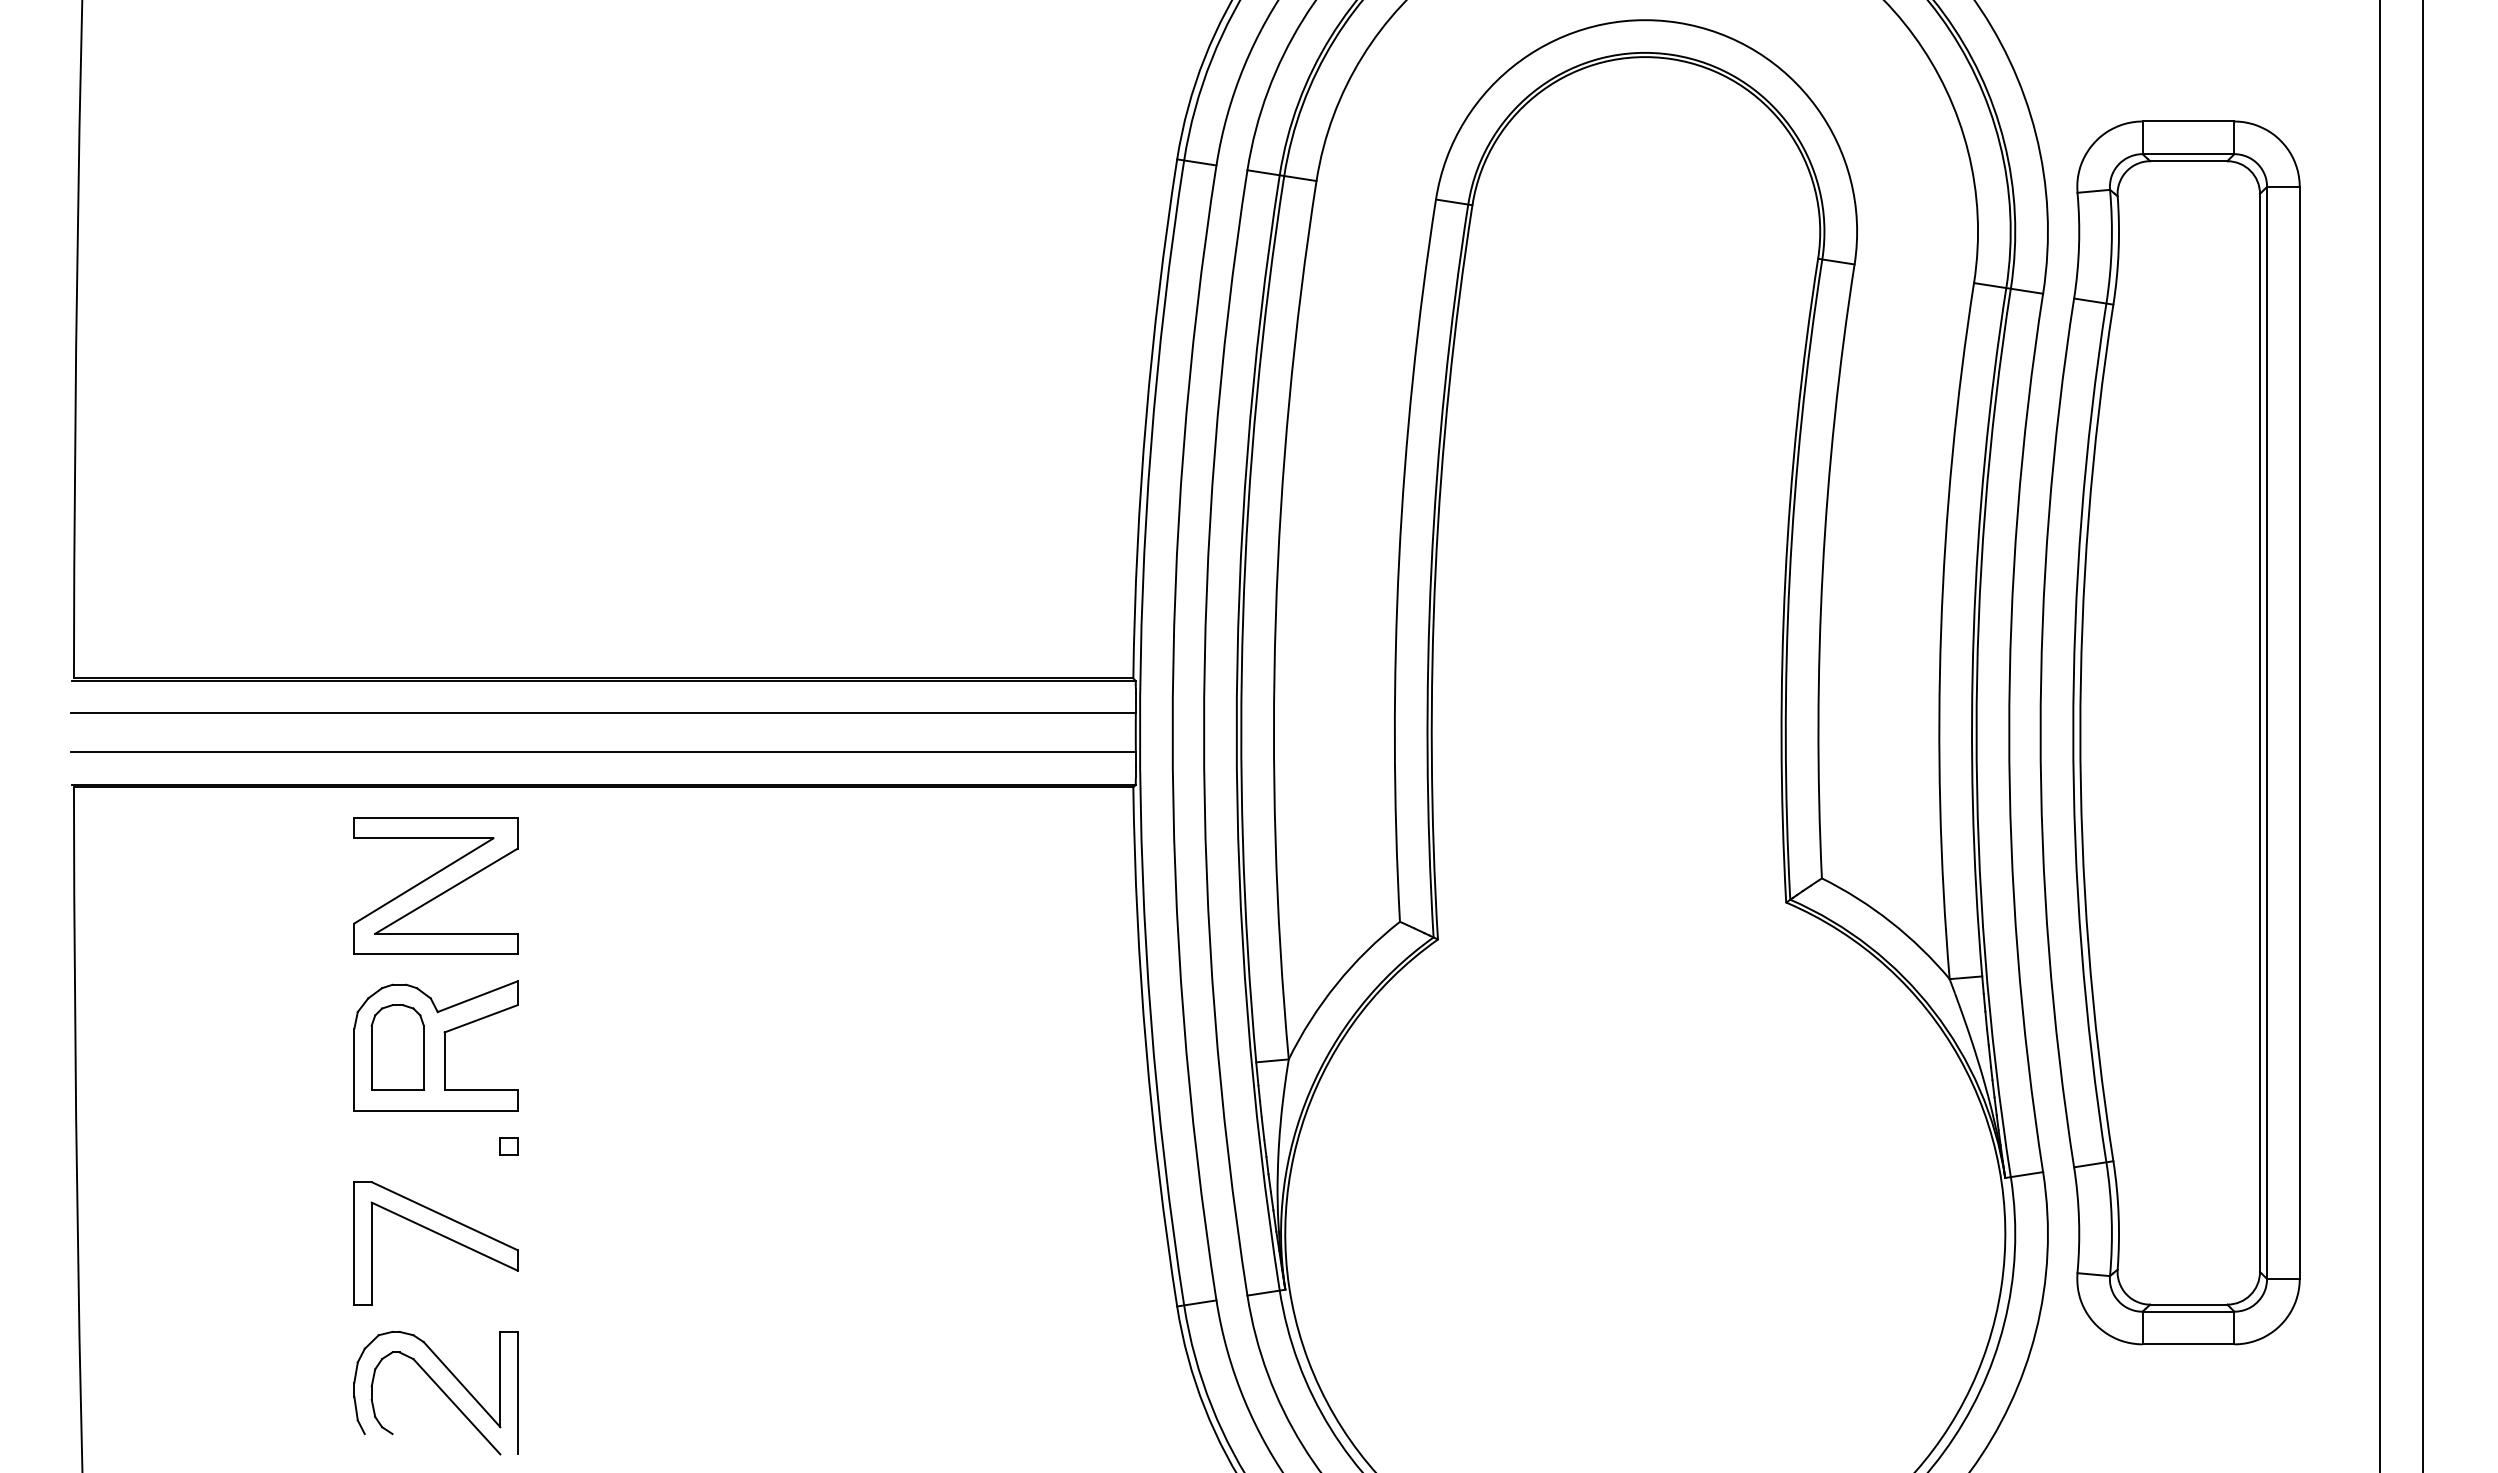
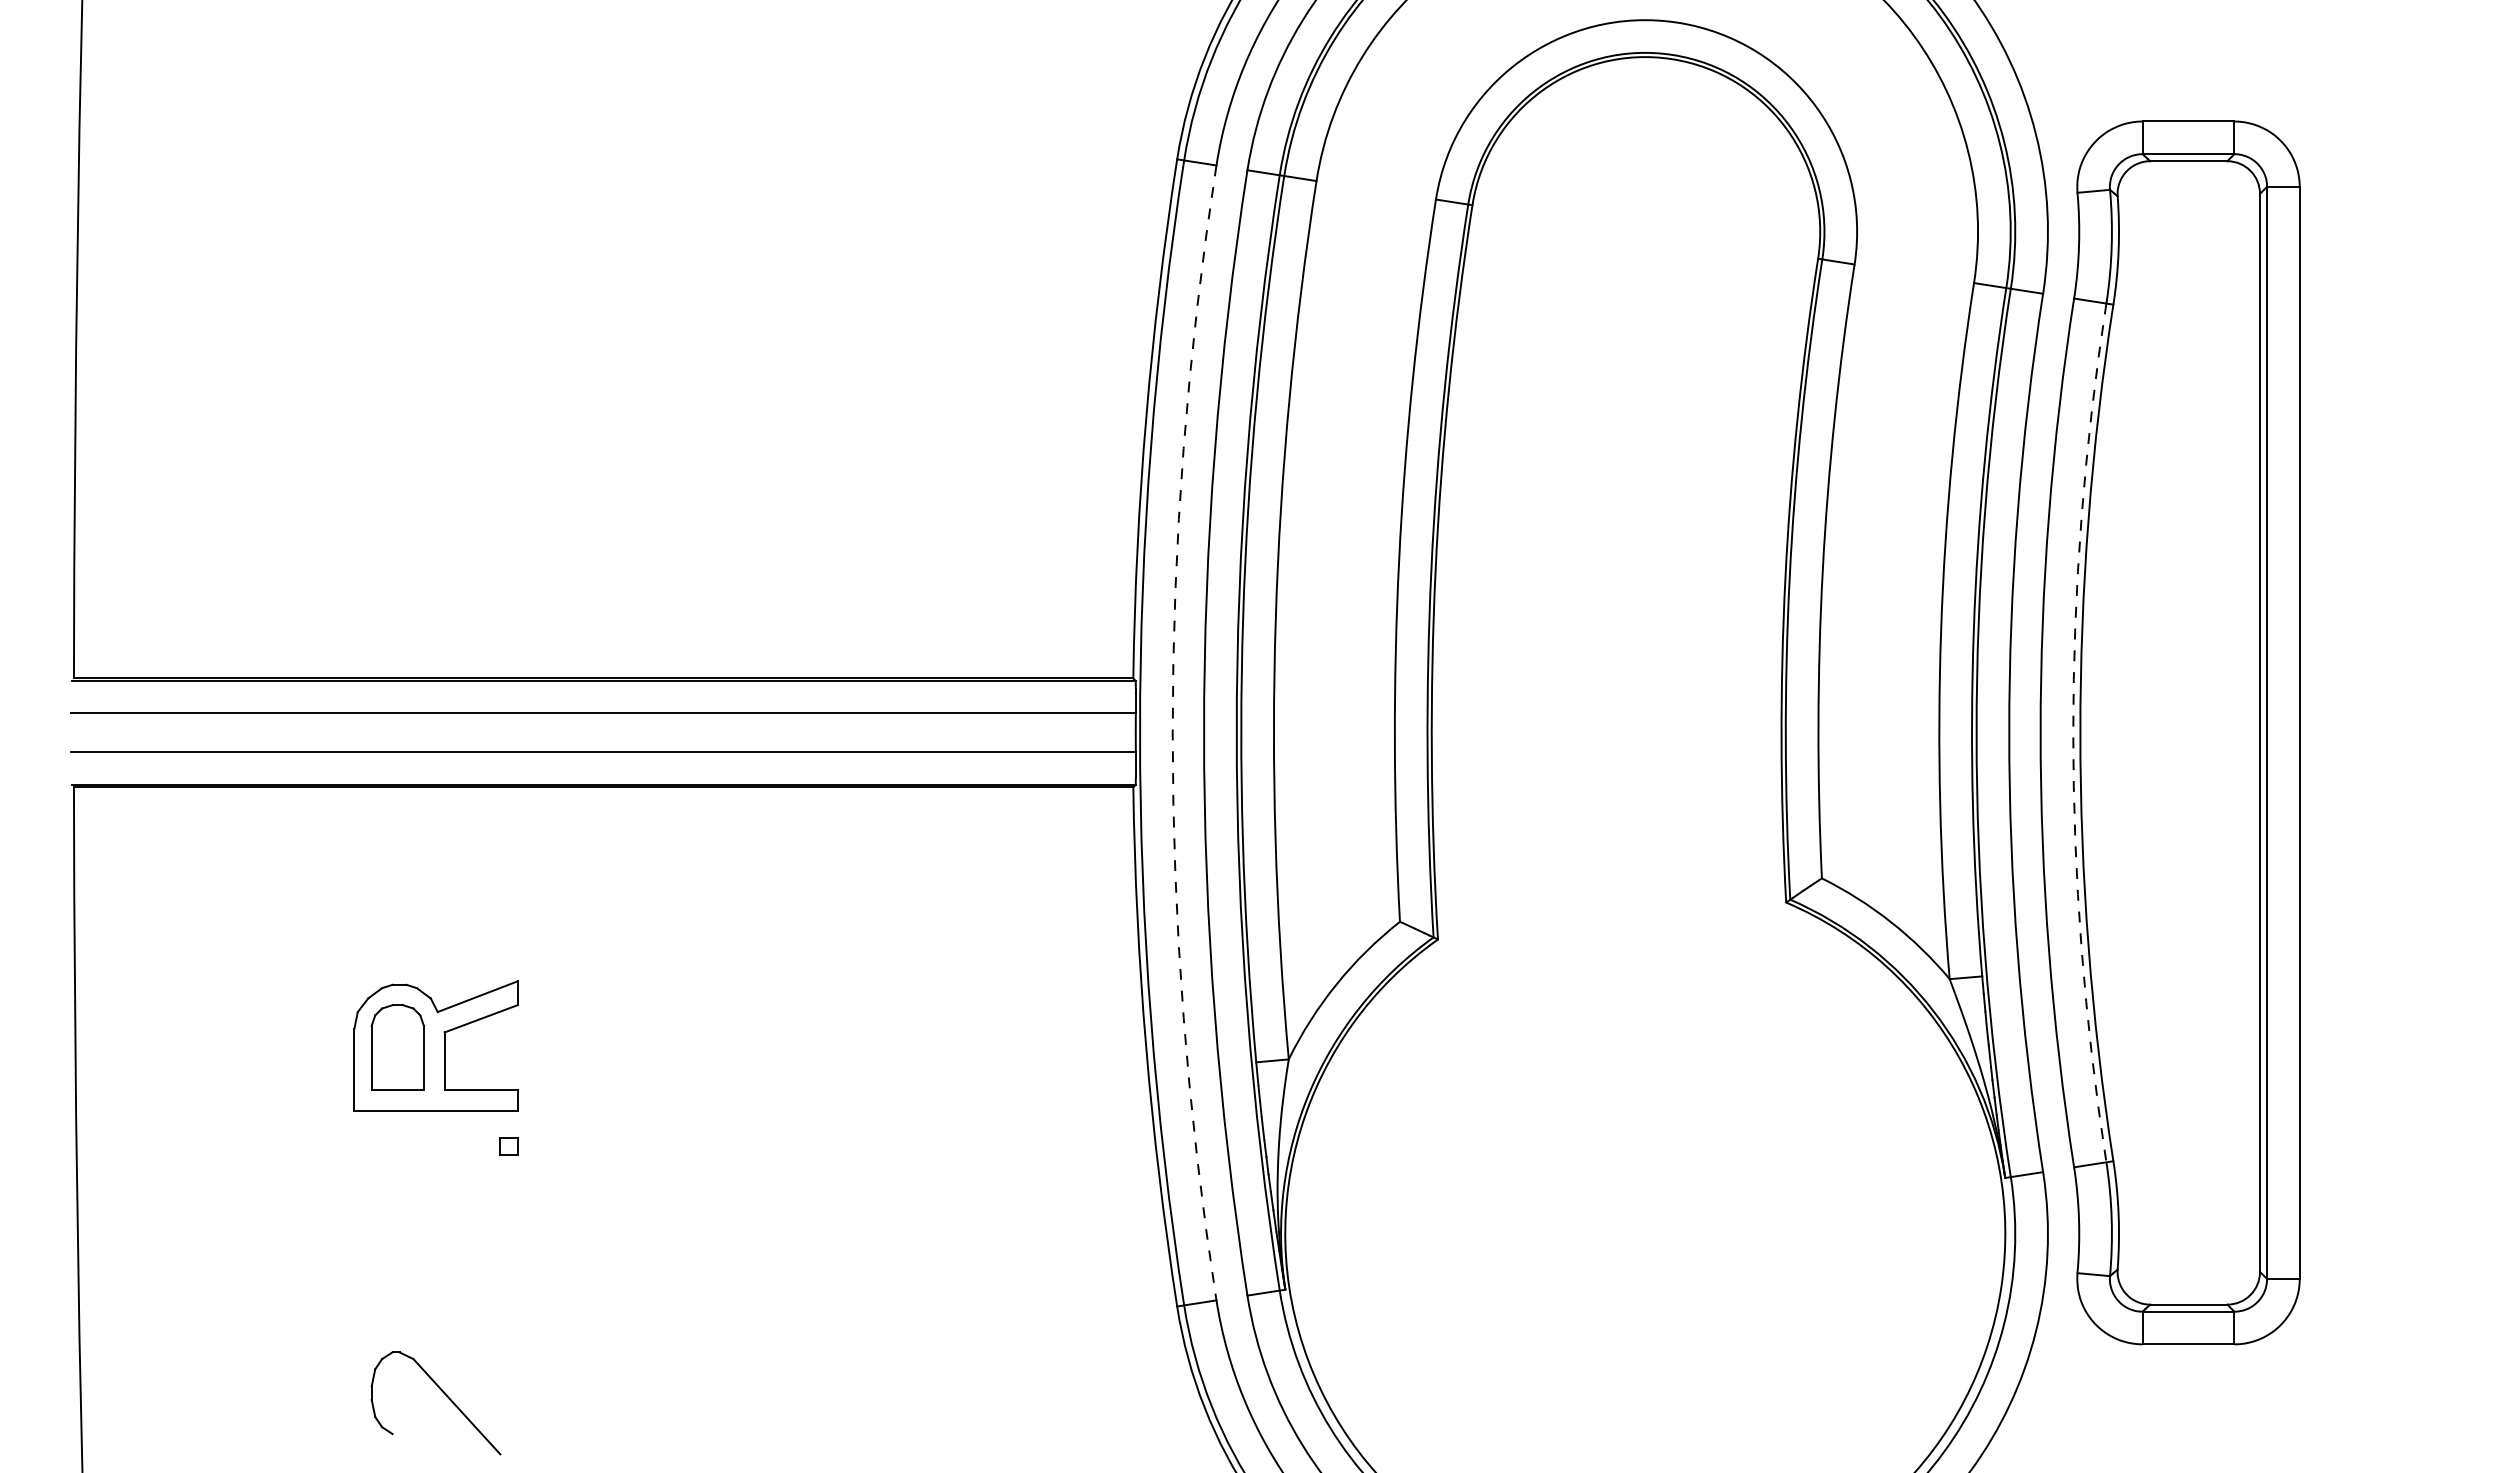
arc: solid -> dashed (1172, 732)
arc: solid -> dashed (2073, 732)
line: present -> none (2379, 735)
line: present -> none (2423, 735)
part: present -> none (435, 885)
part: present -> none (439, 1235)
part: present -> none (452, 1375)
